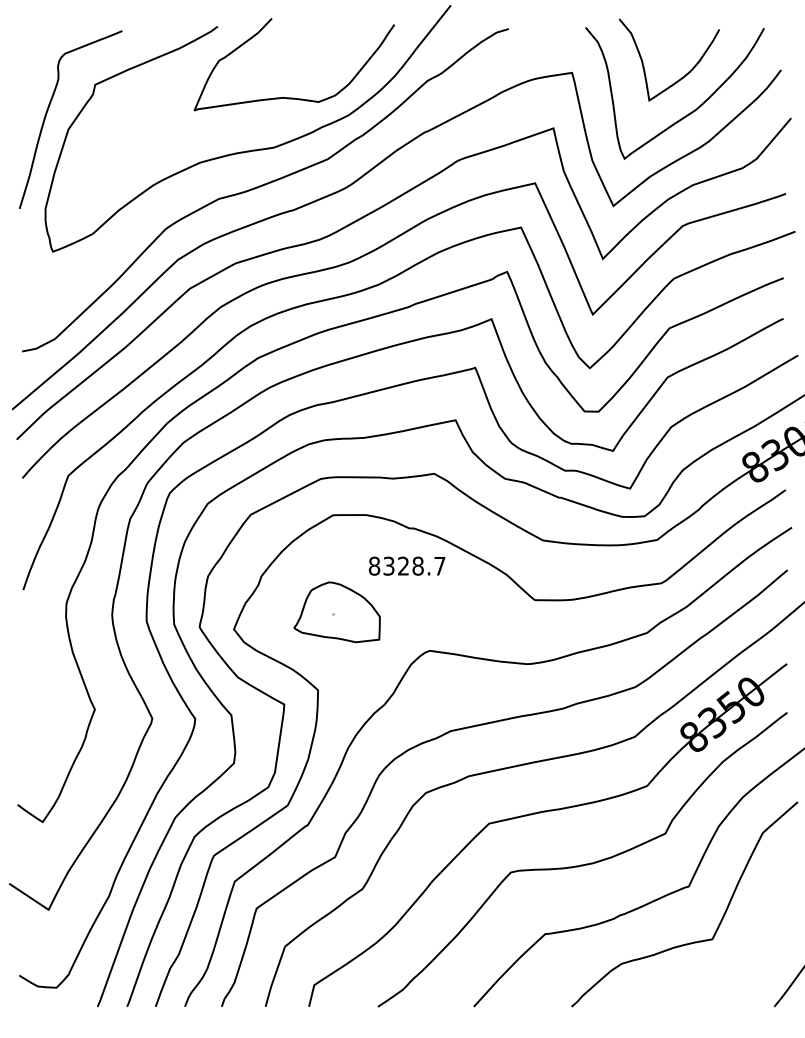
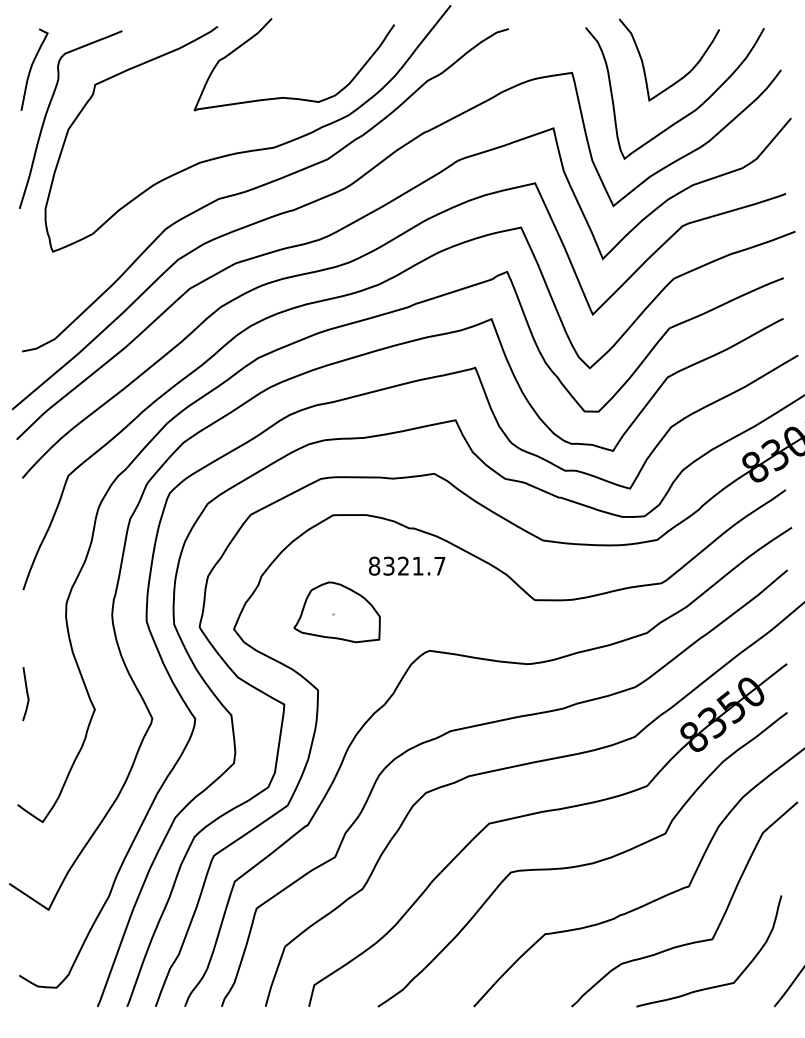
curve: none -> present (32, 67)
text: 8328.7 -> 8321.7 (417, 565)
line: none -> present (26, 693)
curve: none -> present (716, 985)
